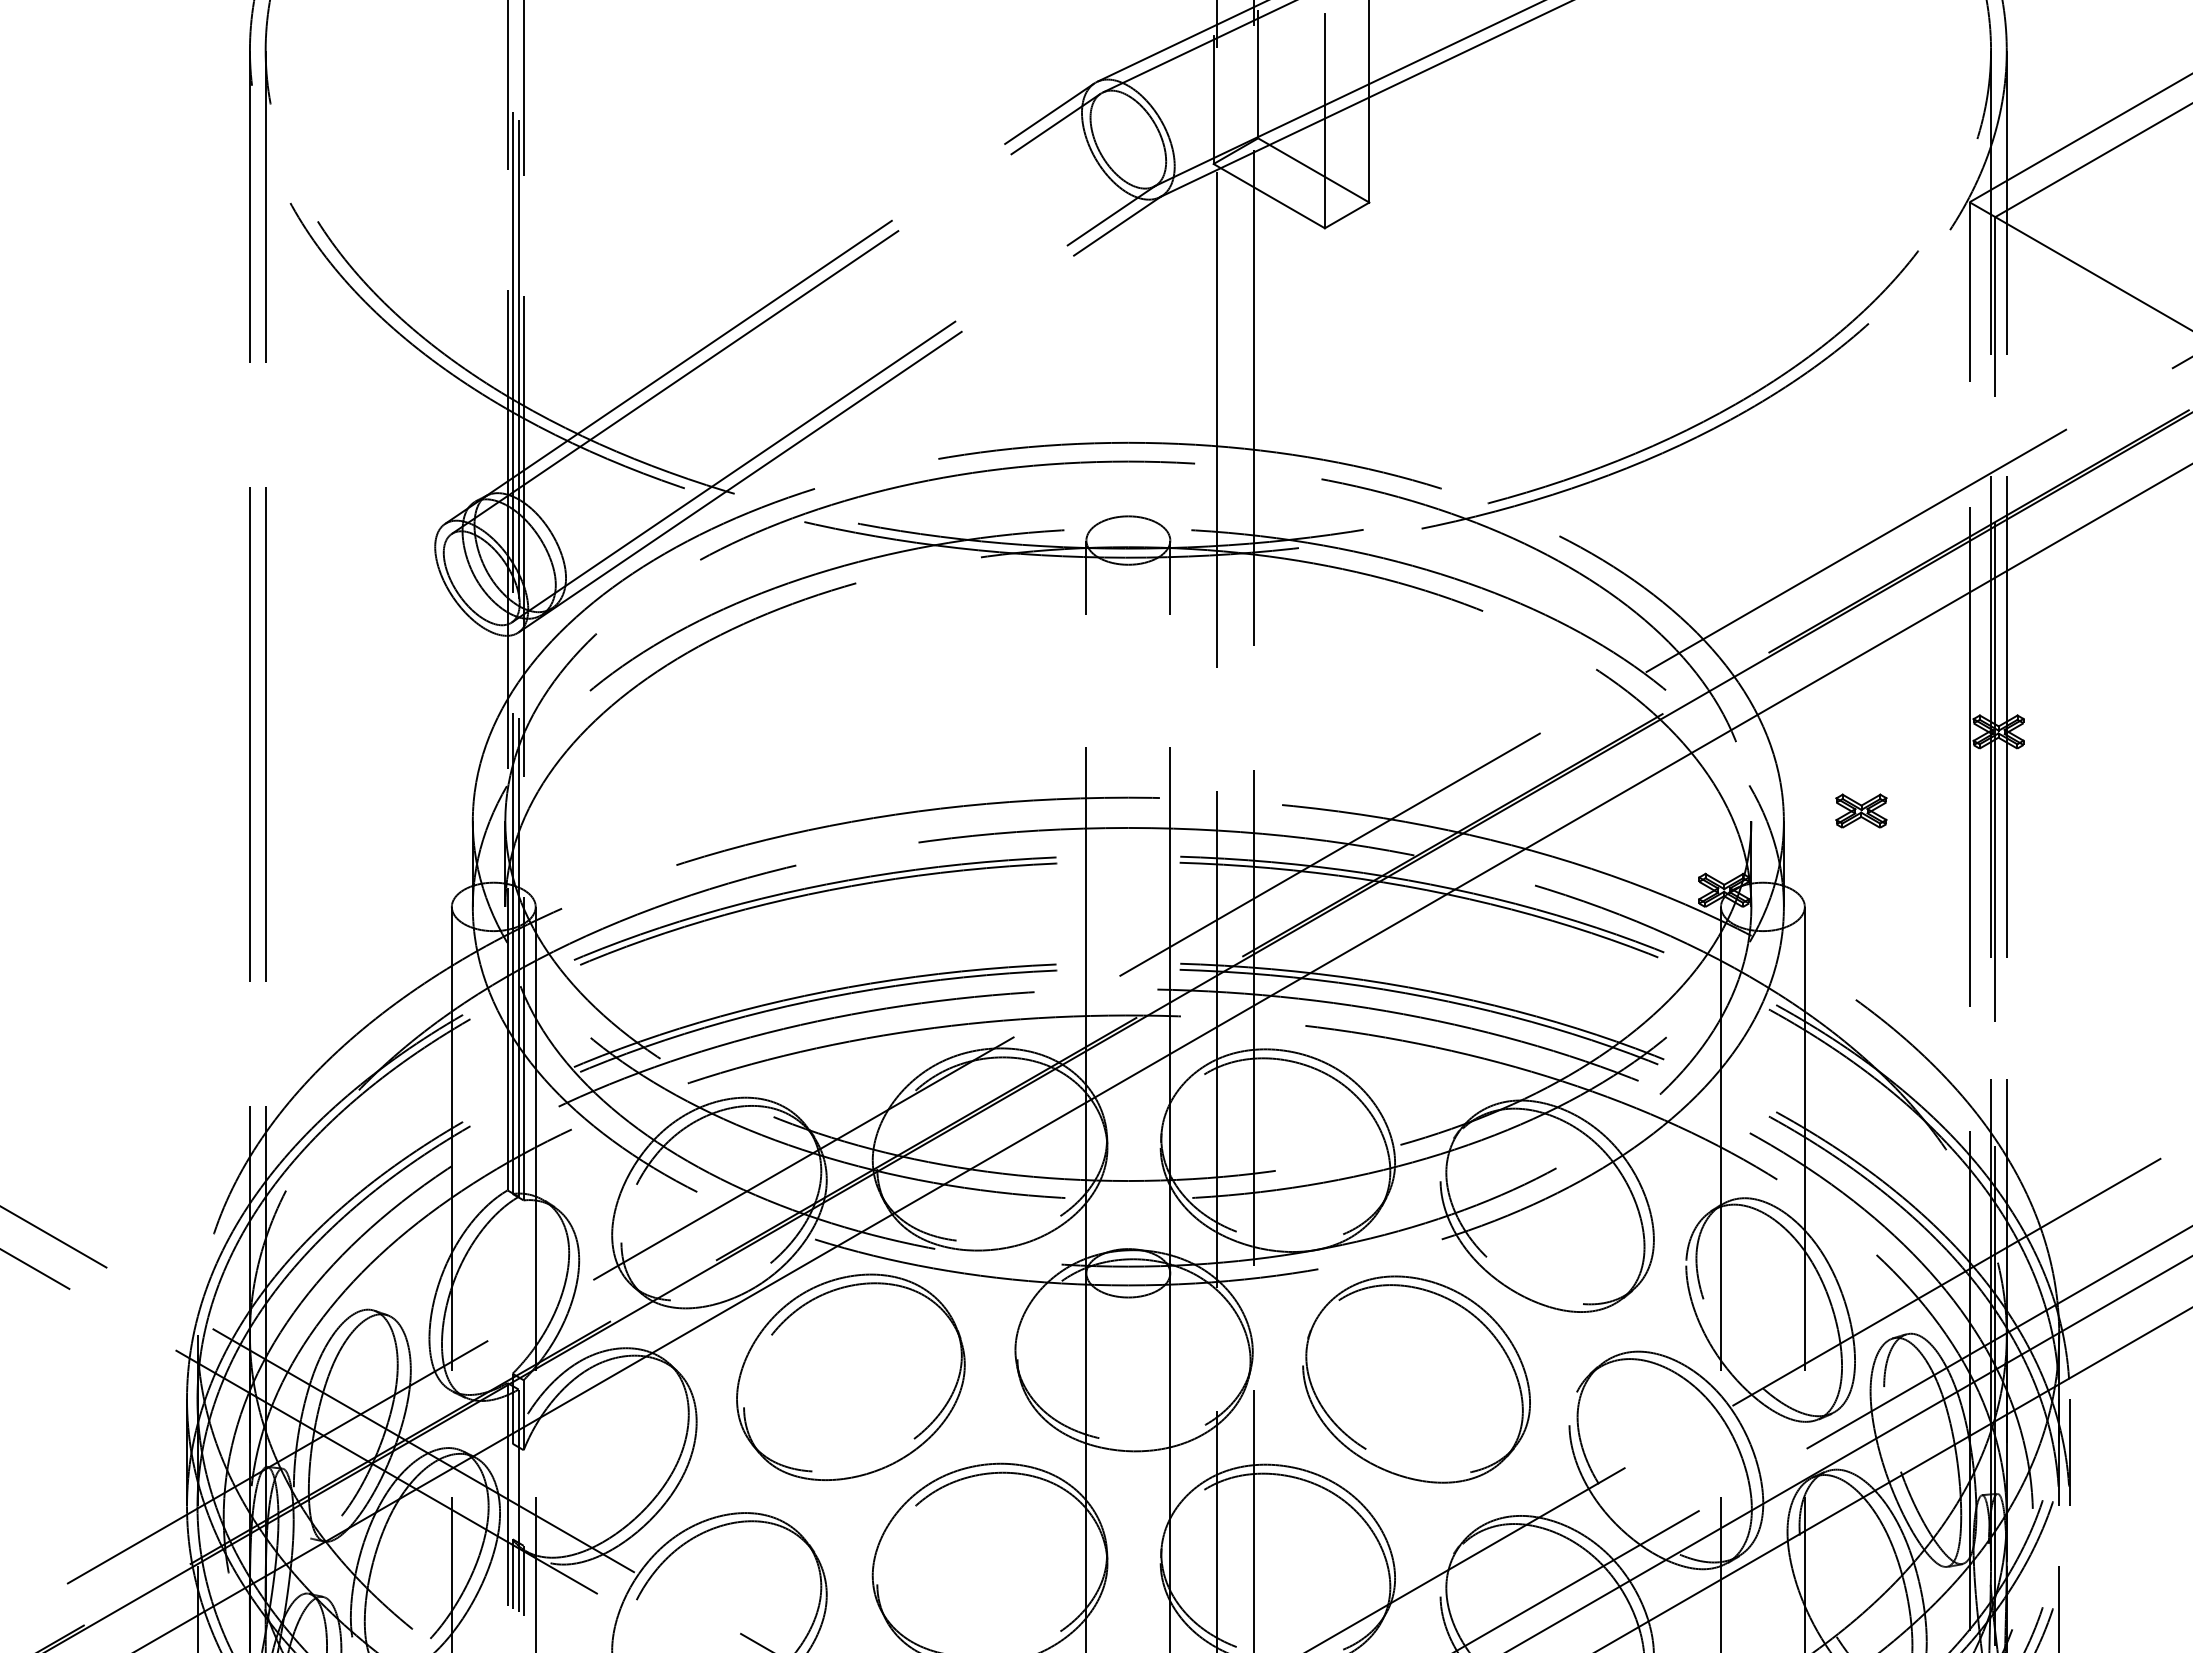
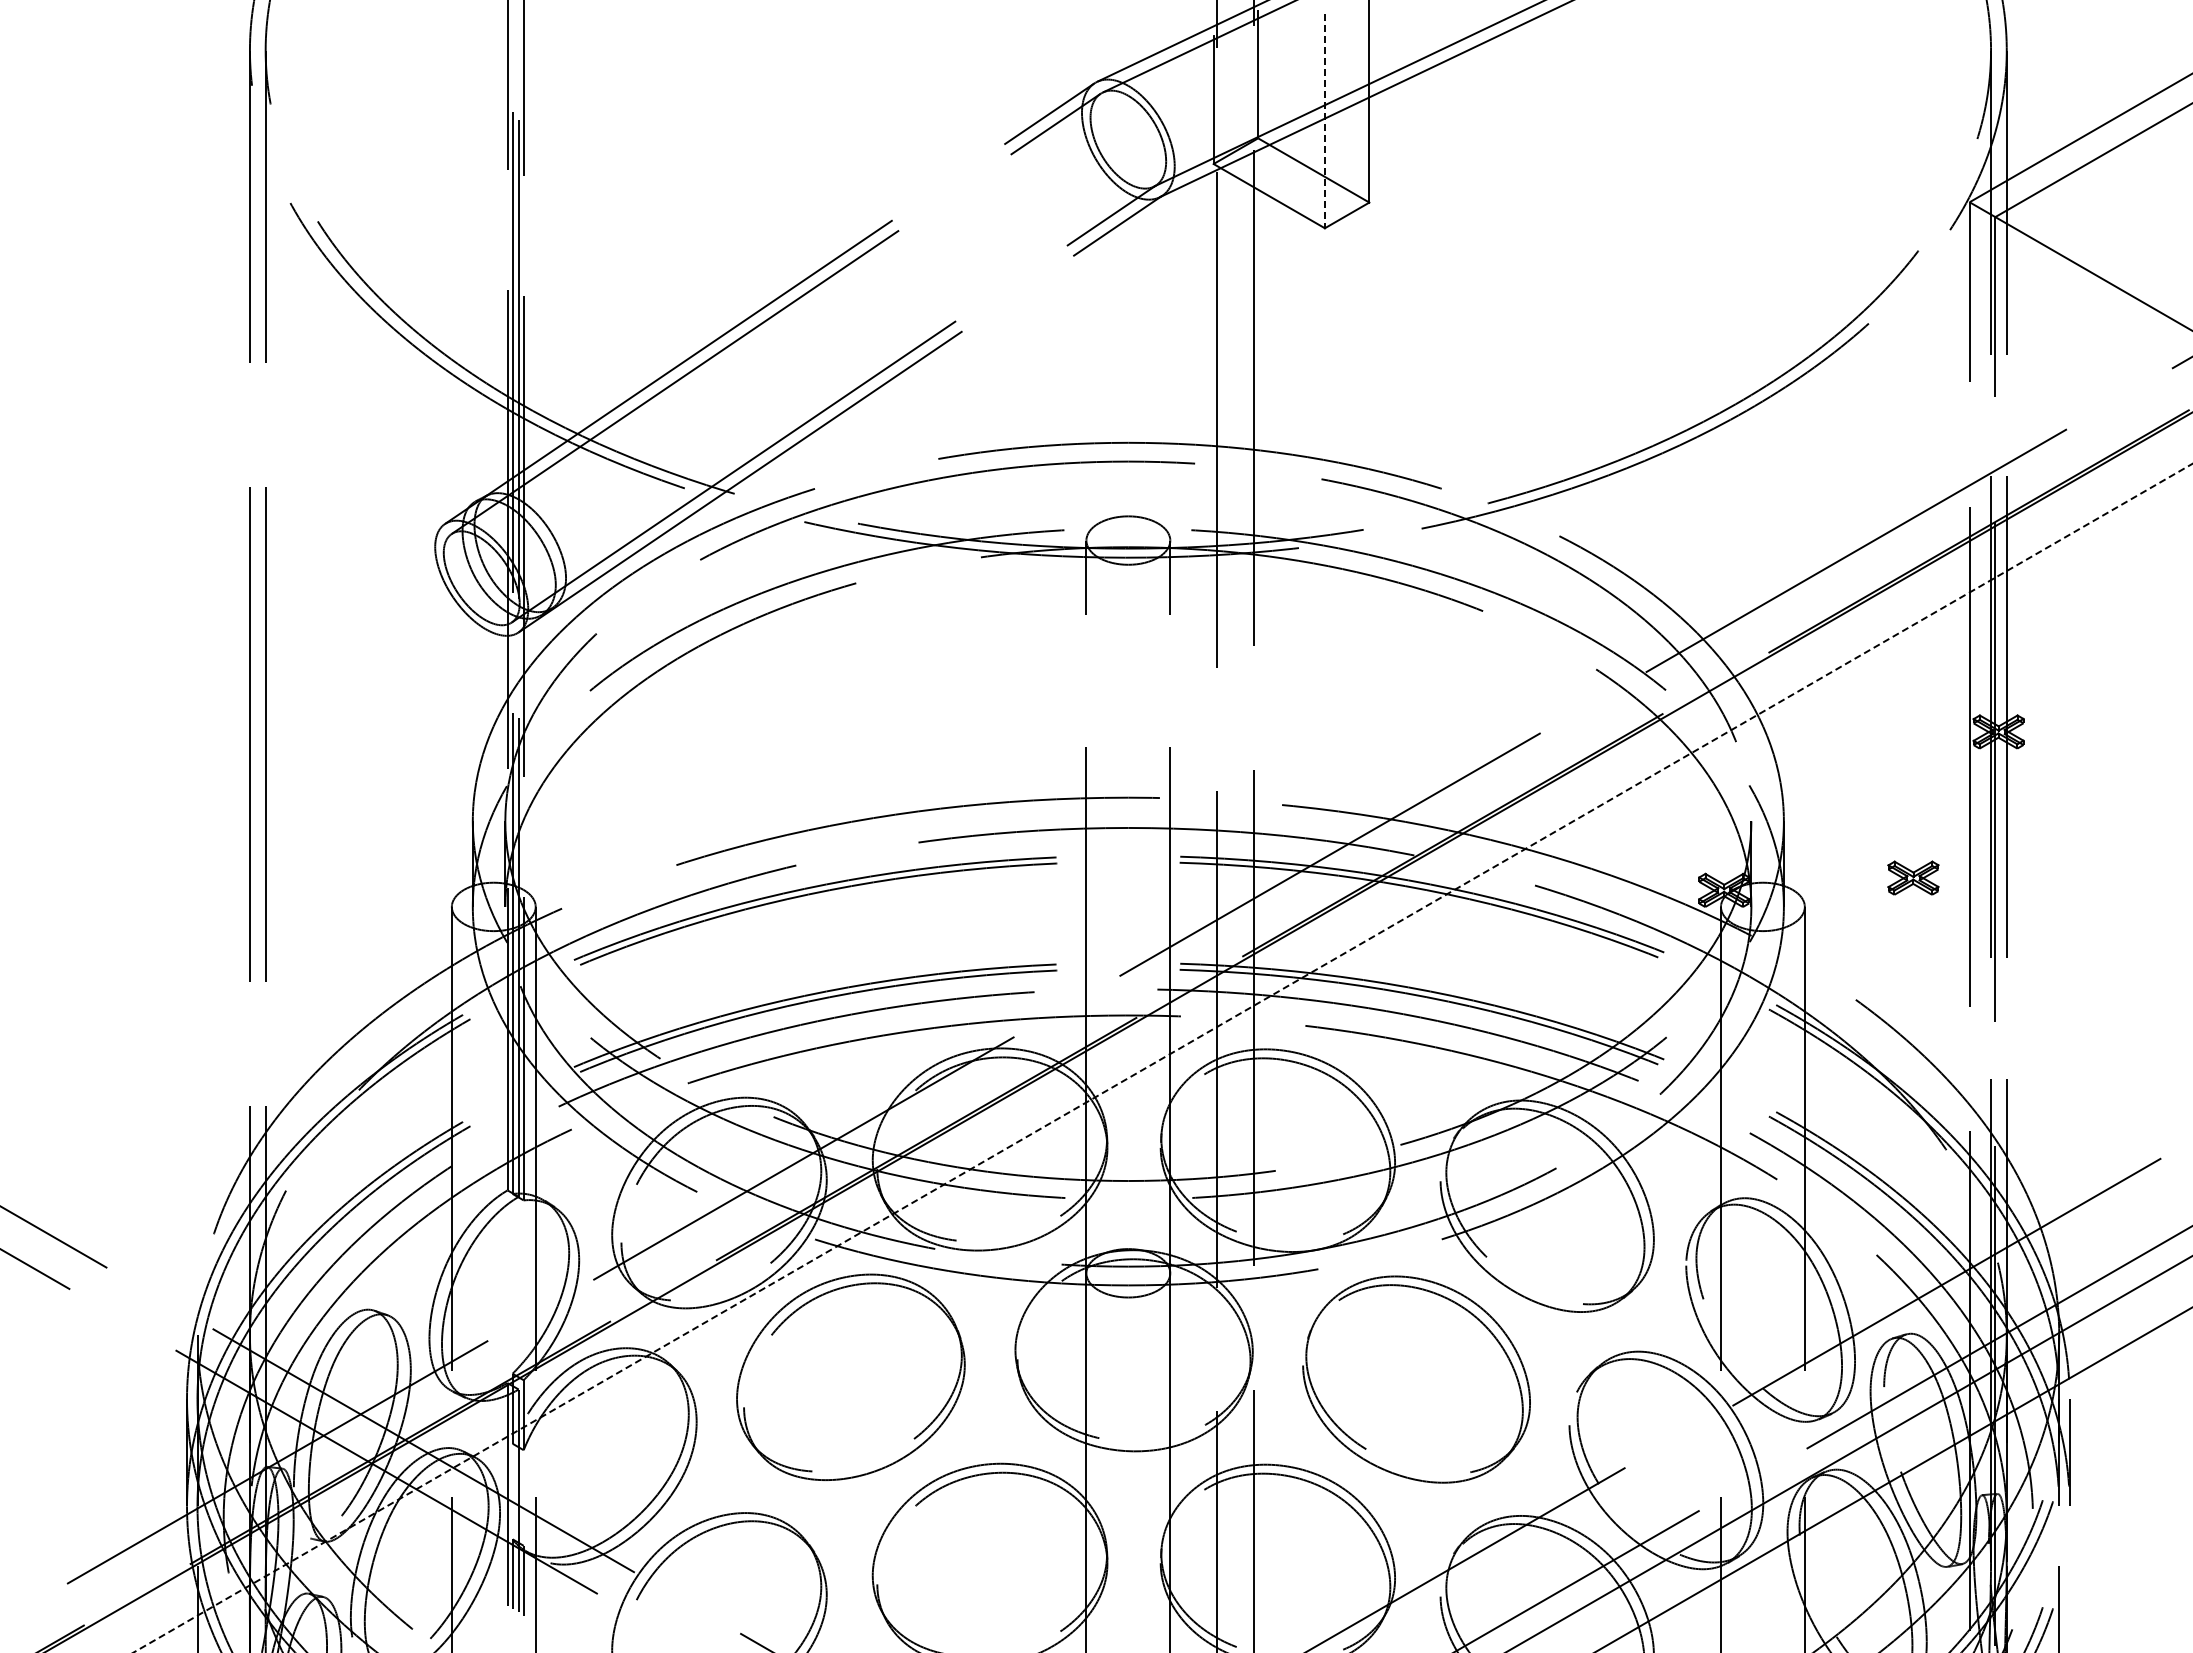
line: solid -> dashed (1324, 121)
part position: (1861, 810) -> (1913, 877) (1913, 877)
line: solid -> dashed (1162, 1058)
